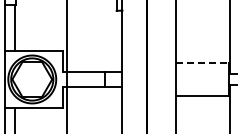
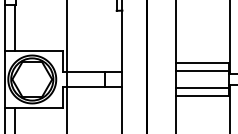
line: dashed -> solid (203, 63)
line: none -> present (202, 70)
line: none -> present (202, 88)
